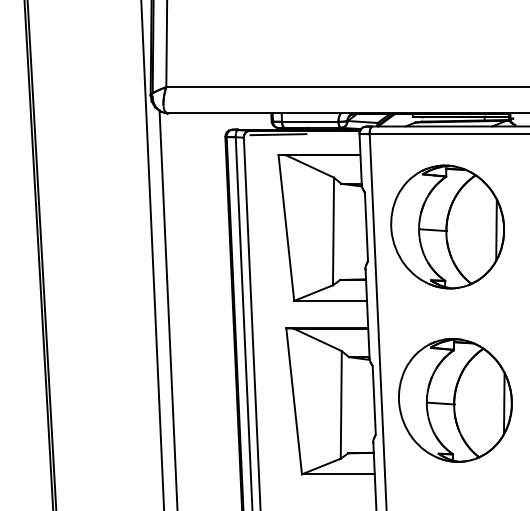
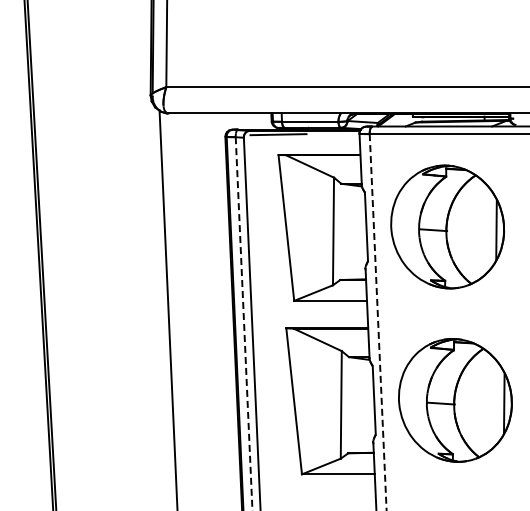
line: present -> none (152, 254)
line: solid -> dashed (378, 322)
line: solid -> dashed (244, 323)
